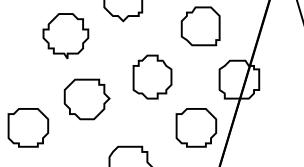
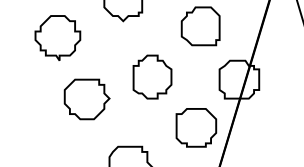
part position: (65, 35) -> (57, 37) (57, 37)
part: present -> none (28, 127)
